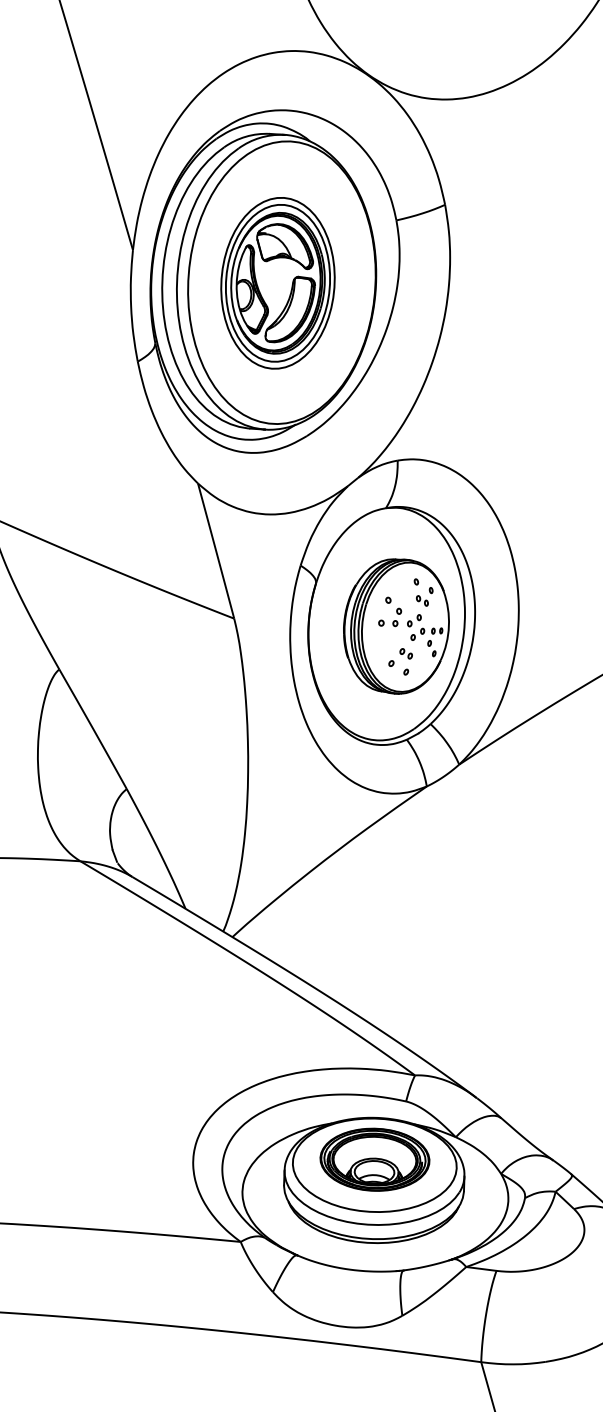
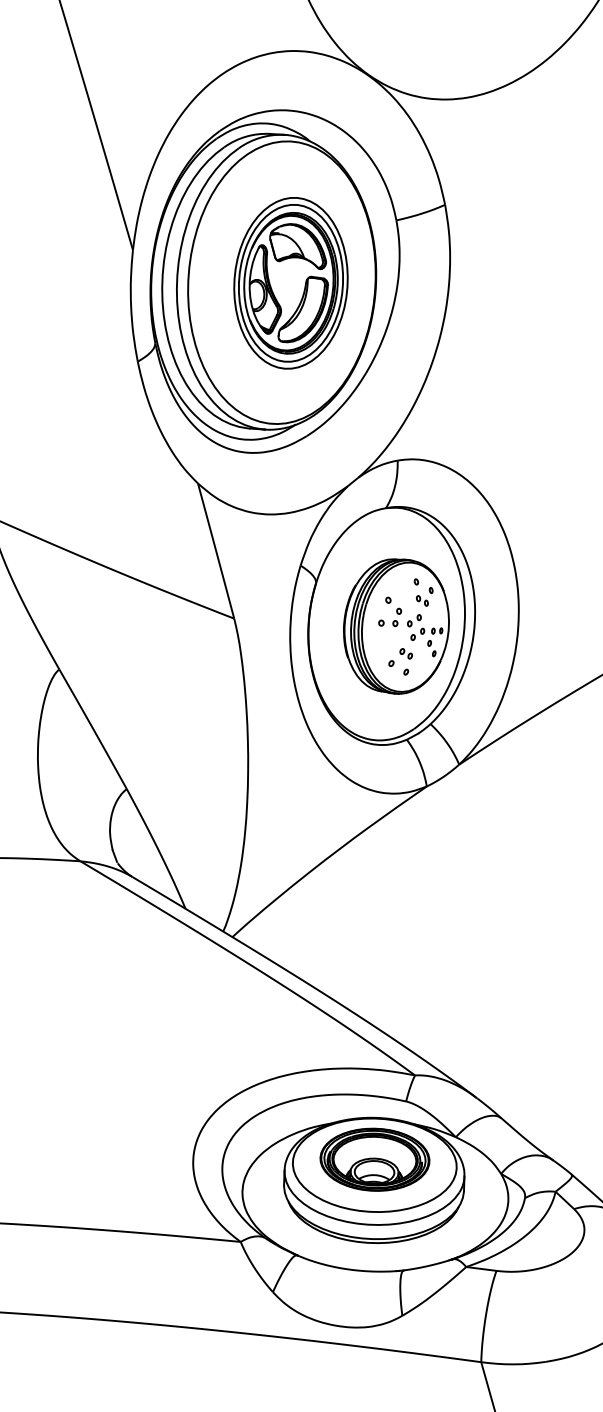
part position: (277, 283) -> (290, 283) (290, 283)
